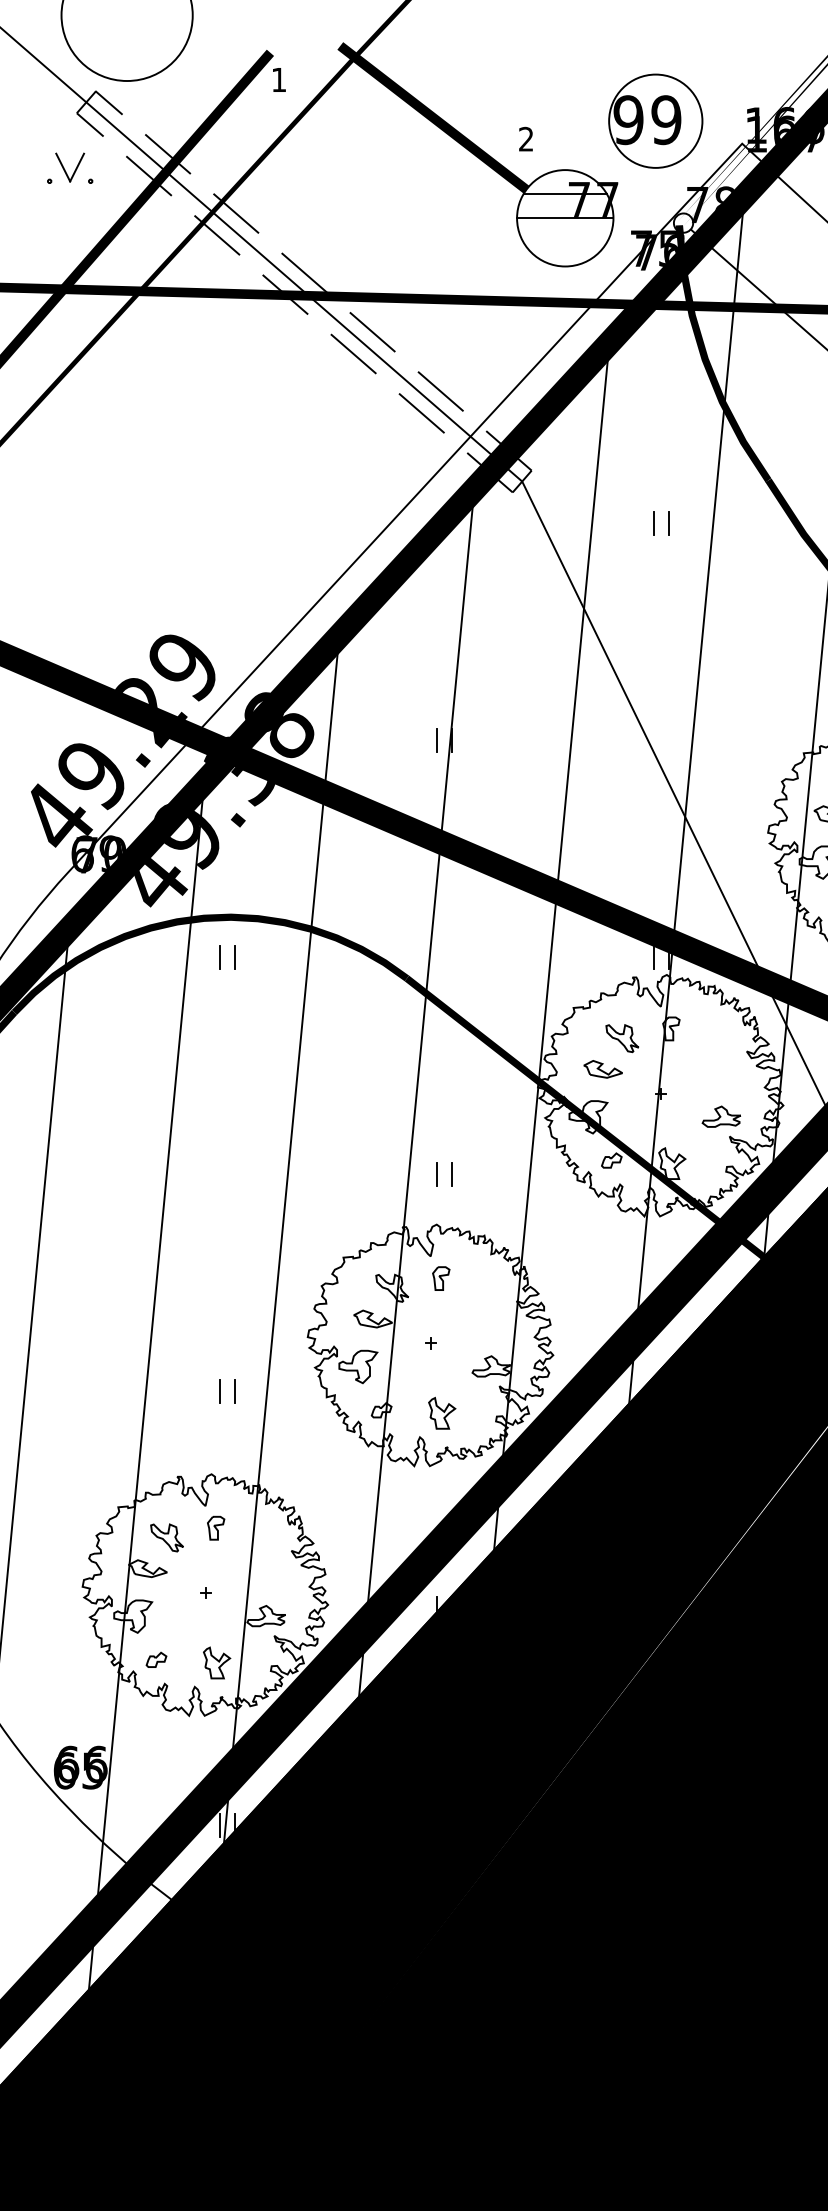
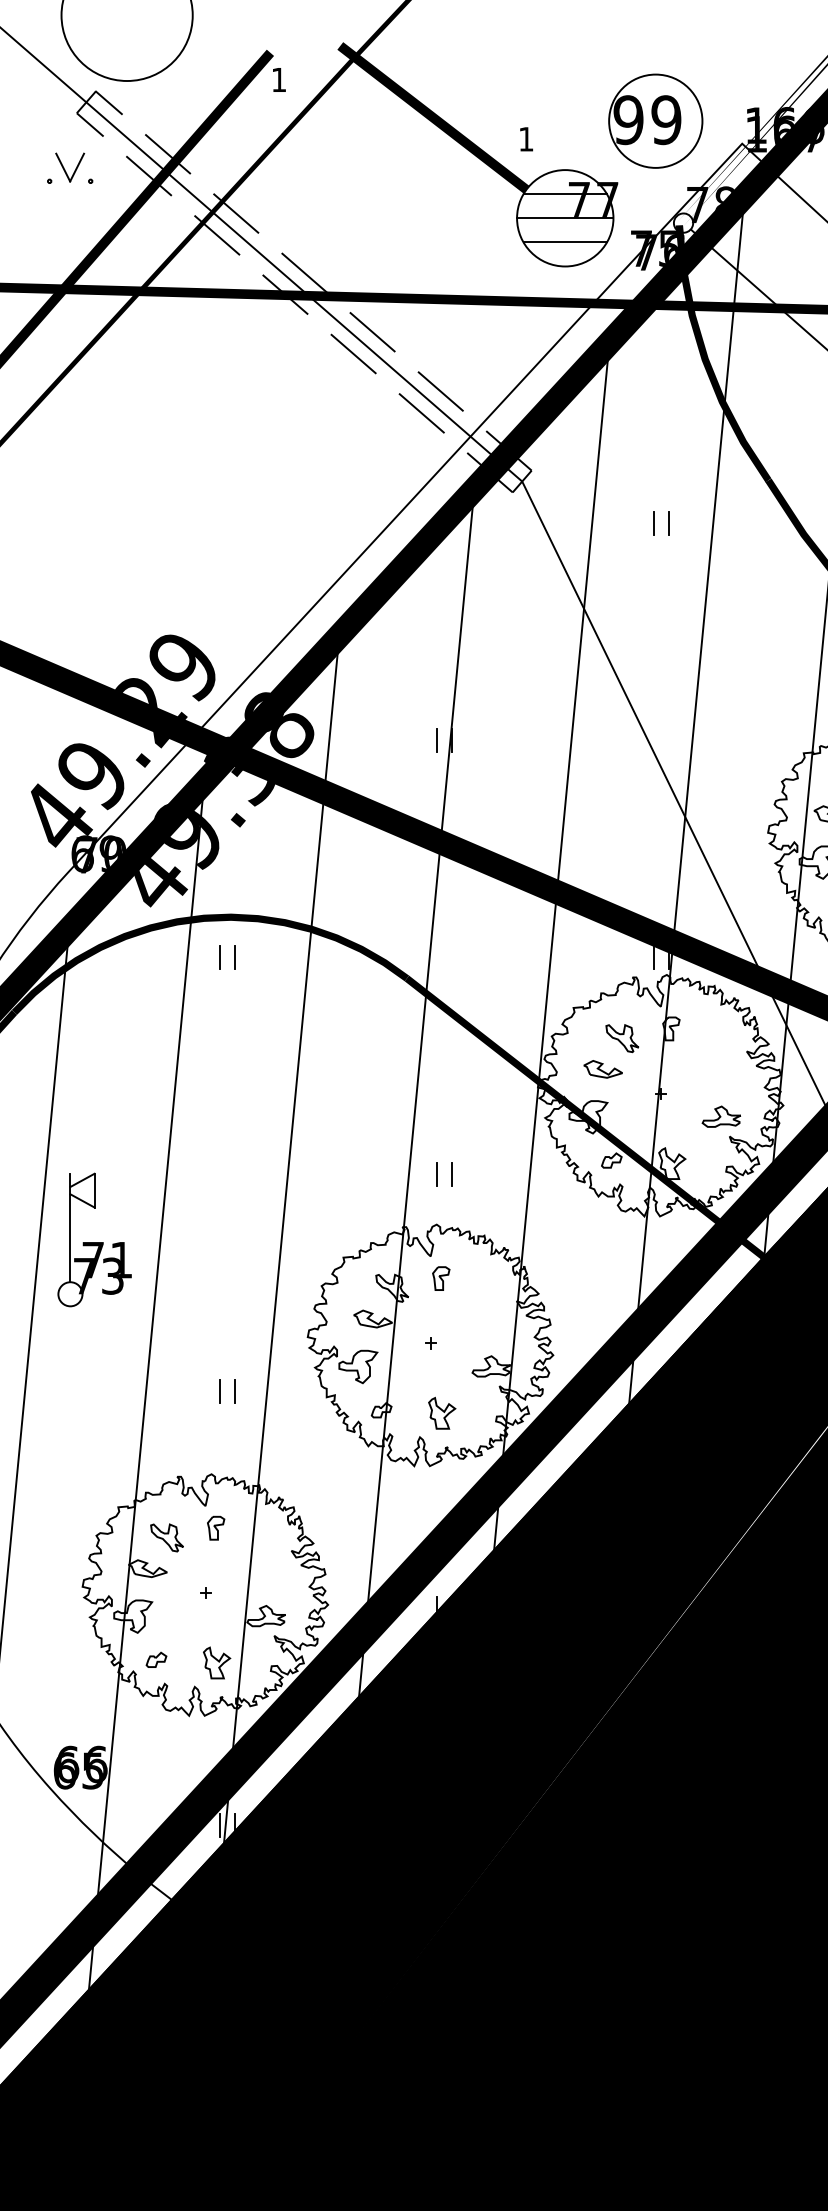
text: 2 -> 1 (526, 138)
line: none -> present (564, 242)
part: none -> present (94, 1239)
